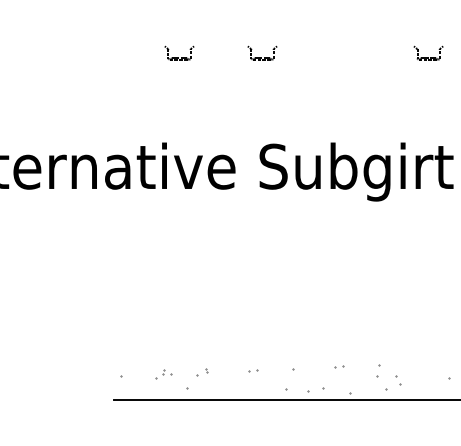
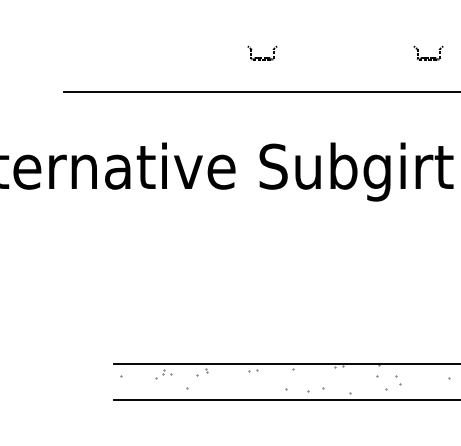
part: present -> none (179, 52)
line: none -> present (260, 92)
line: none -> present (285, 364)
